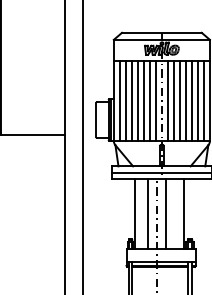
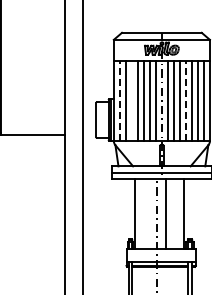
line: solid -> dashed (119, 100)
line: present -> none (131, 100)
line: solid -> dashed (185, 100)
line: present -> none (148, 213)
